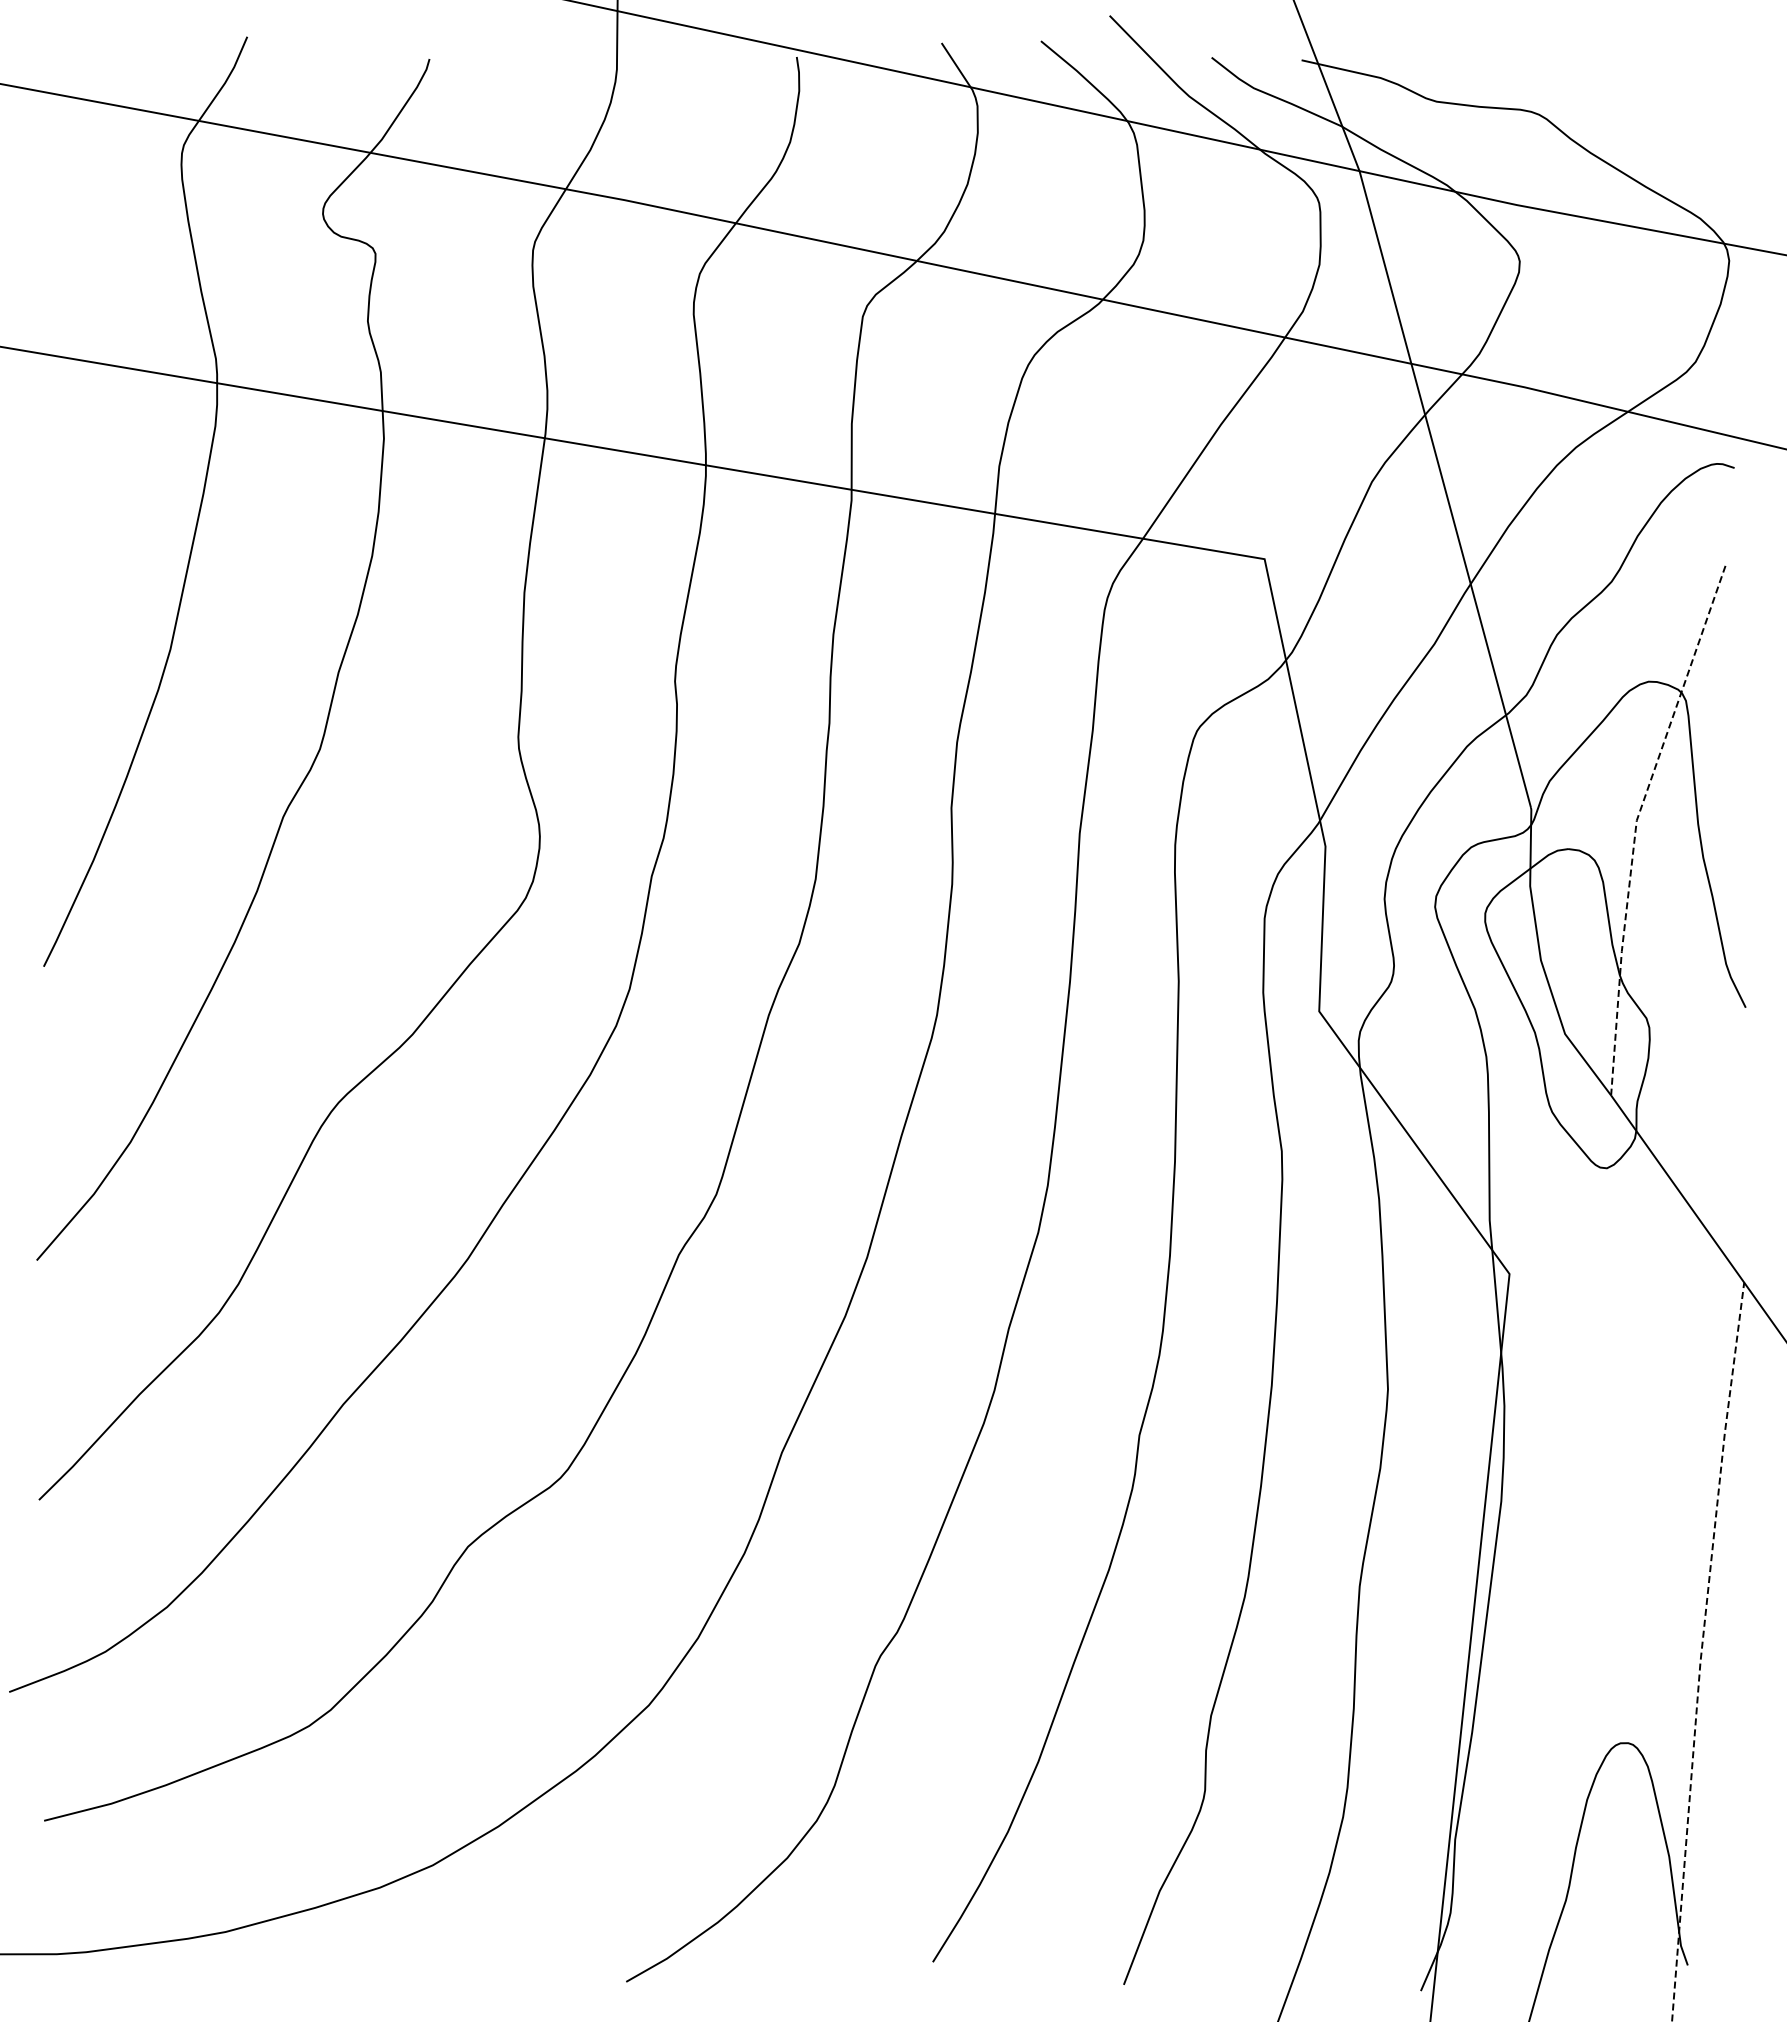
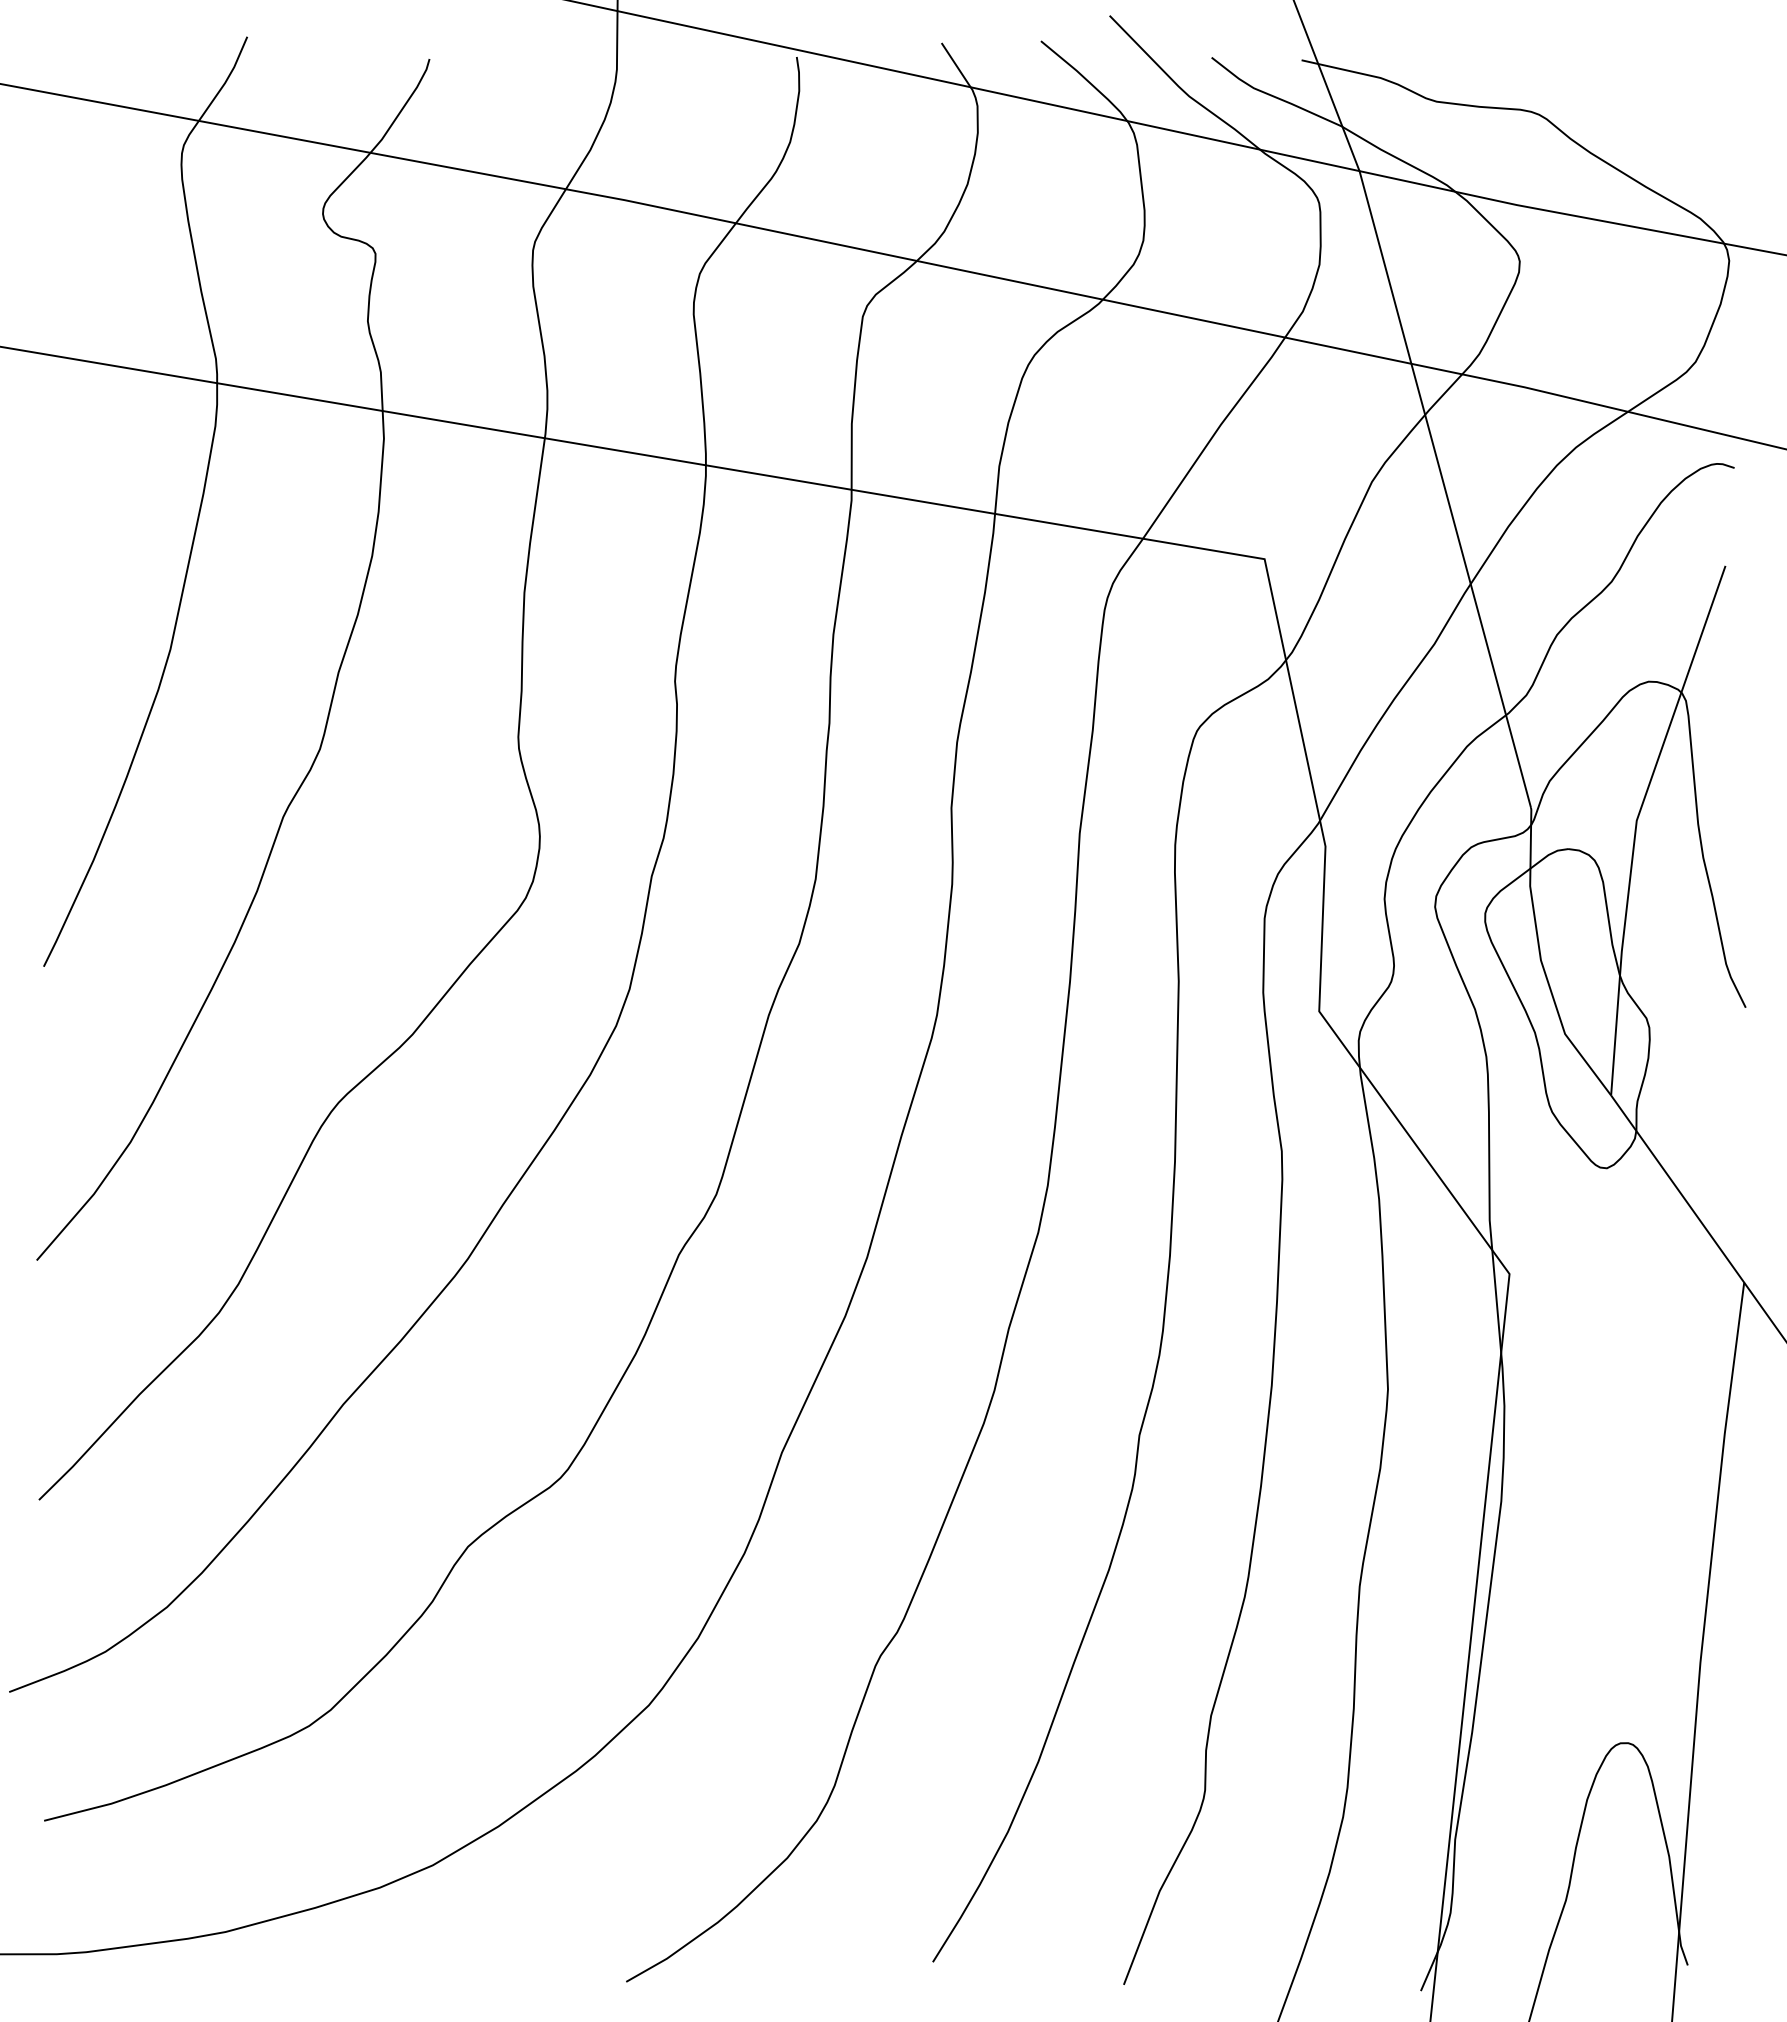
line: dashed -> solid (1636, 824)
line: dashed -> solid (1701, 1650)
